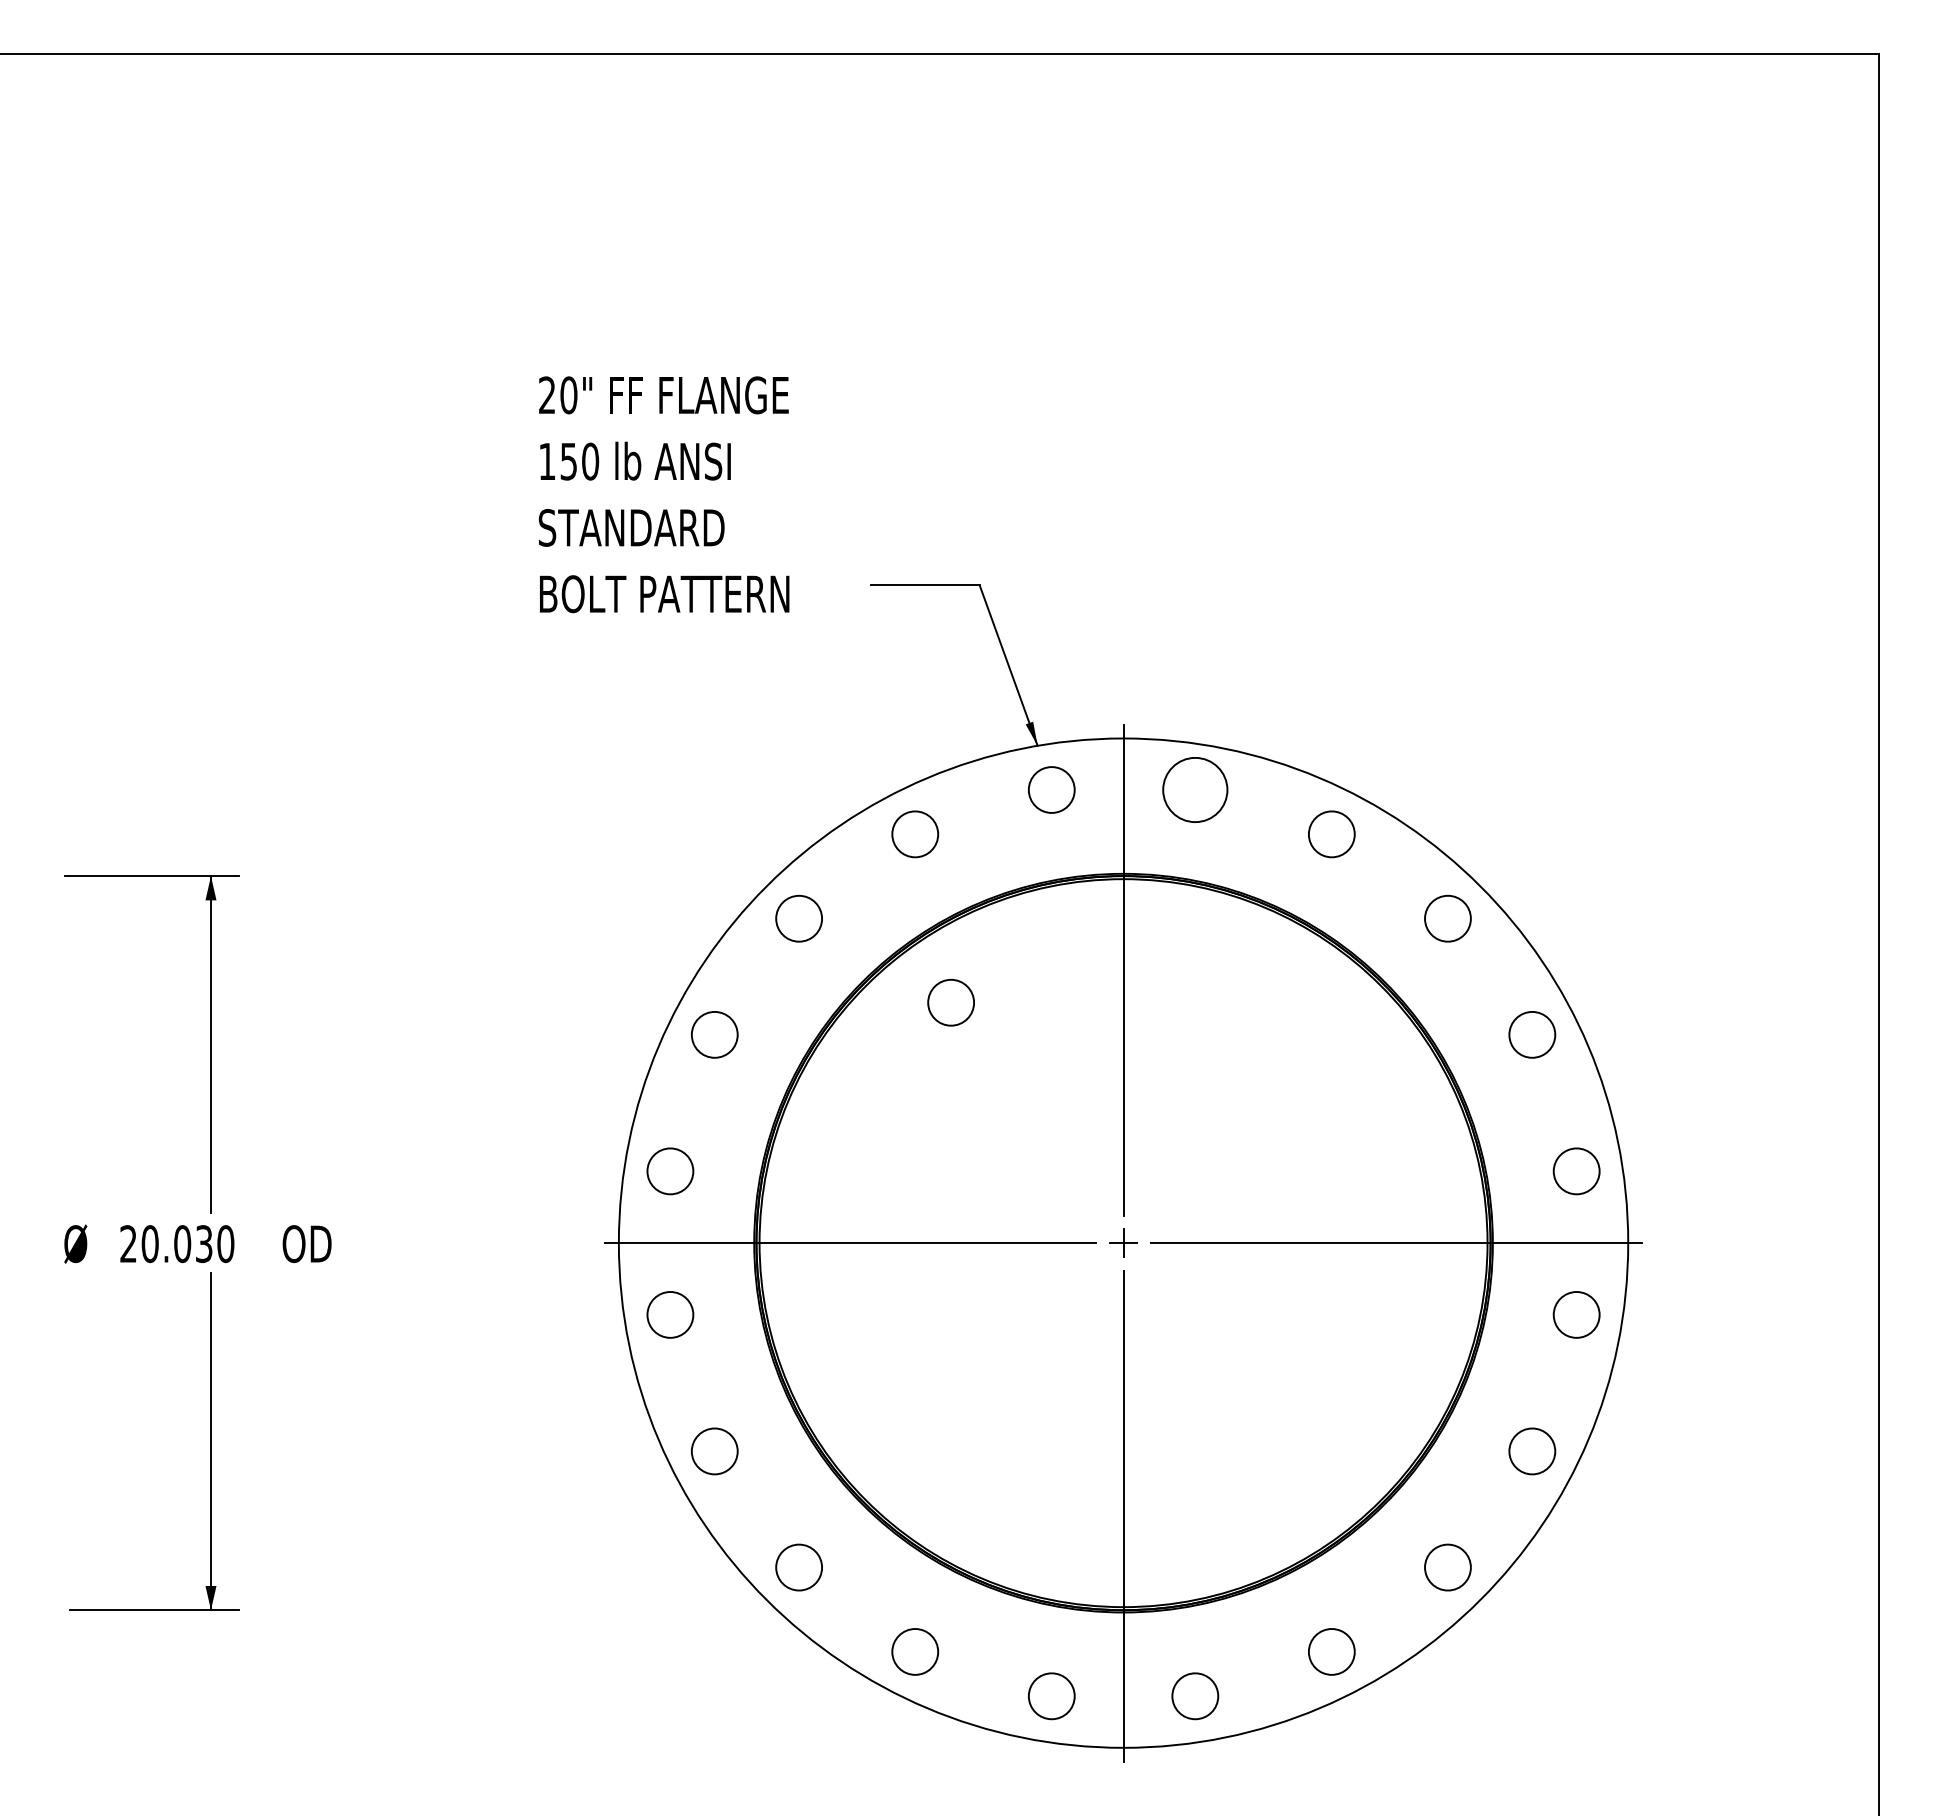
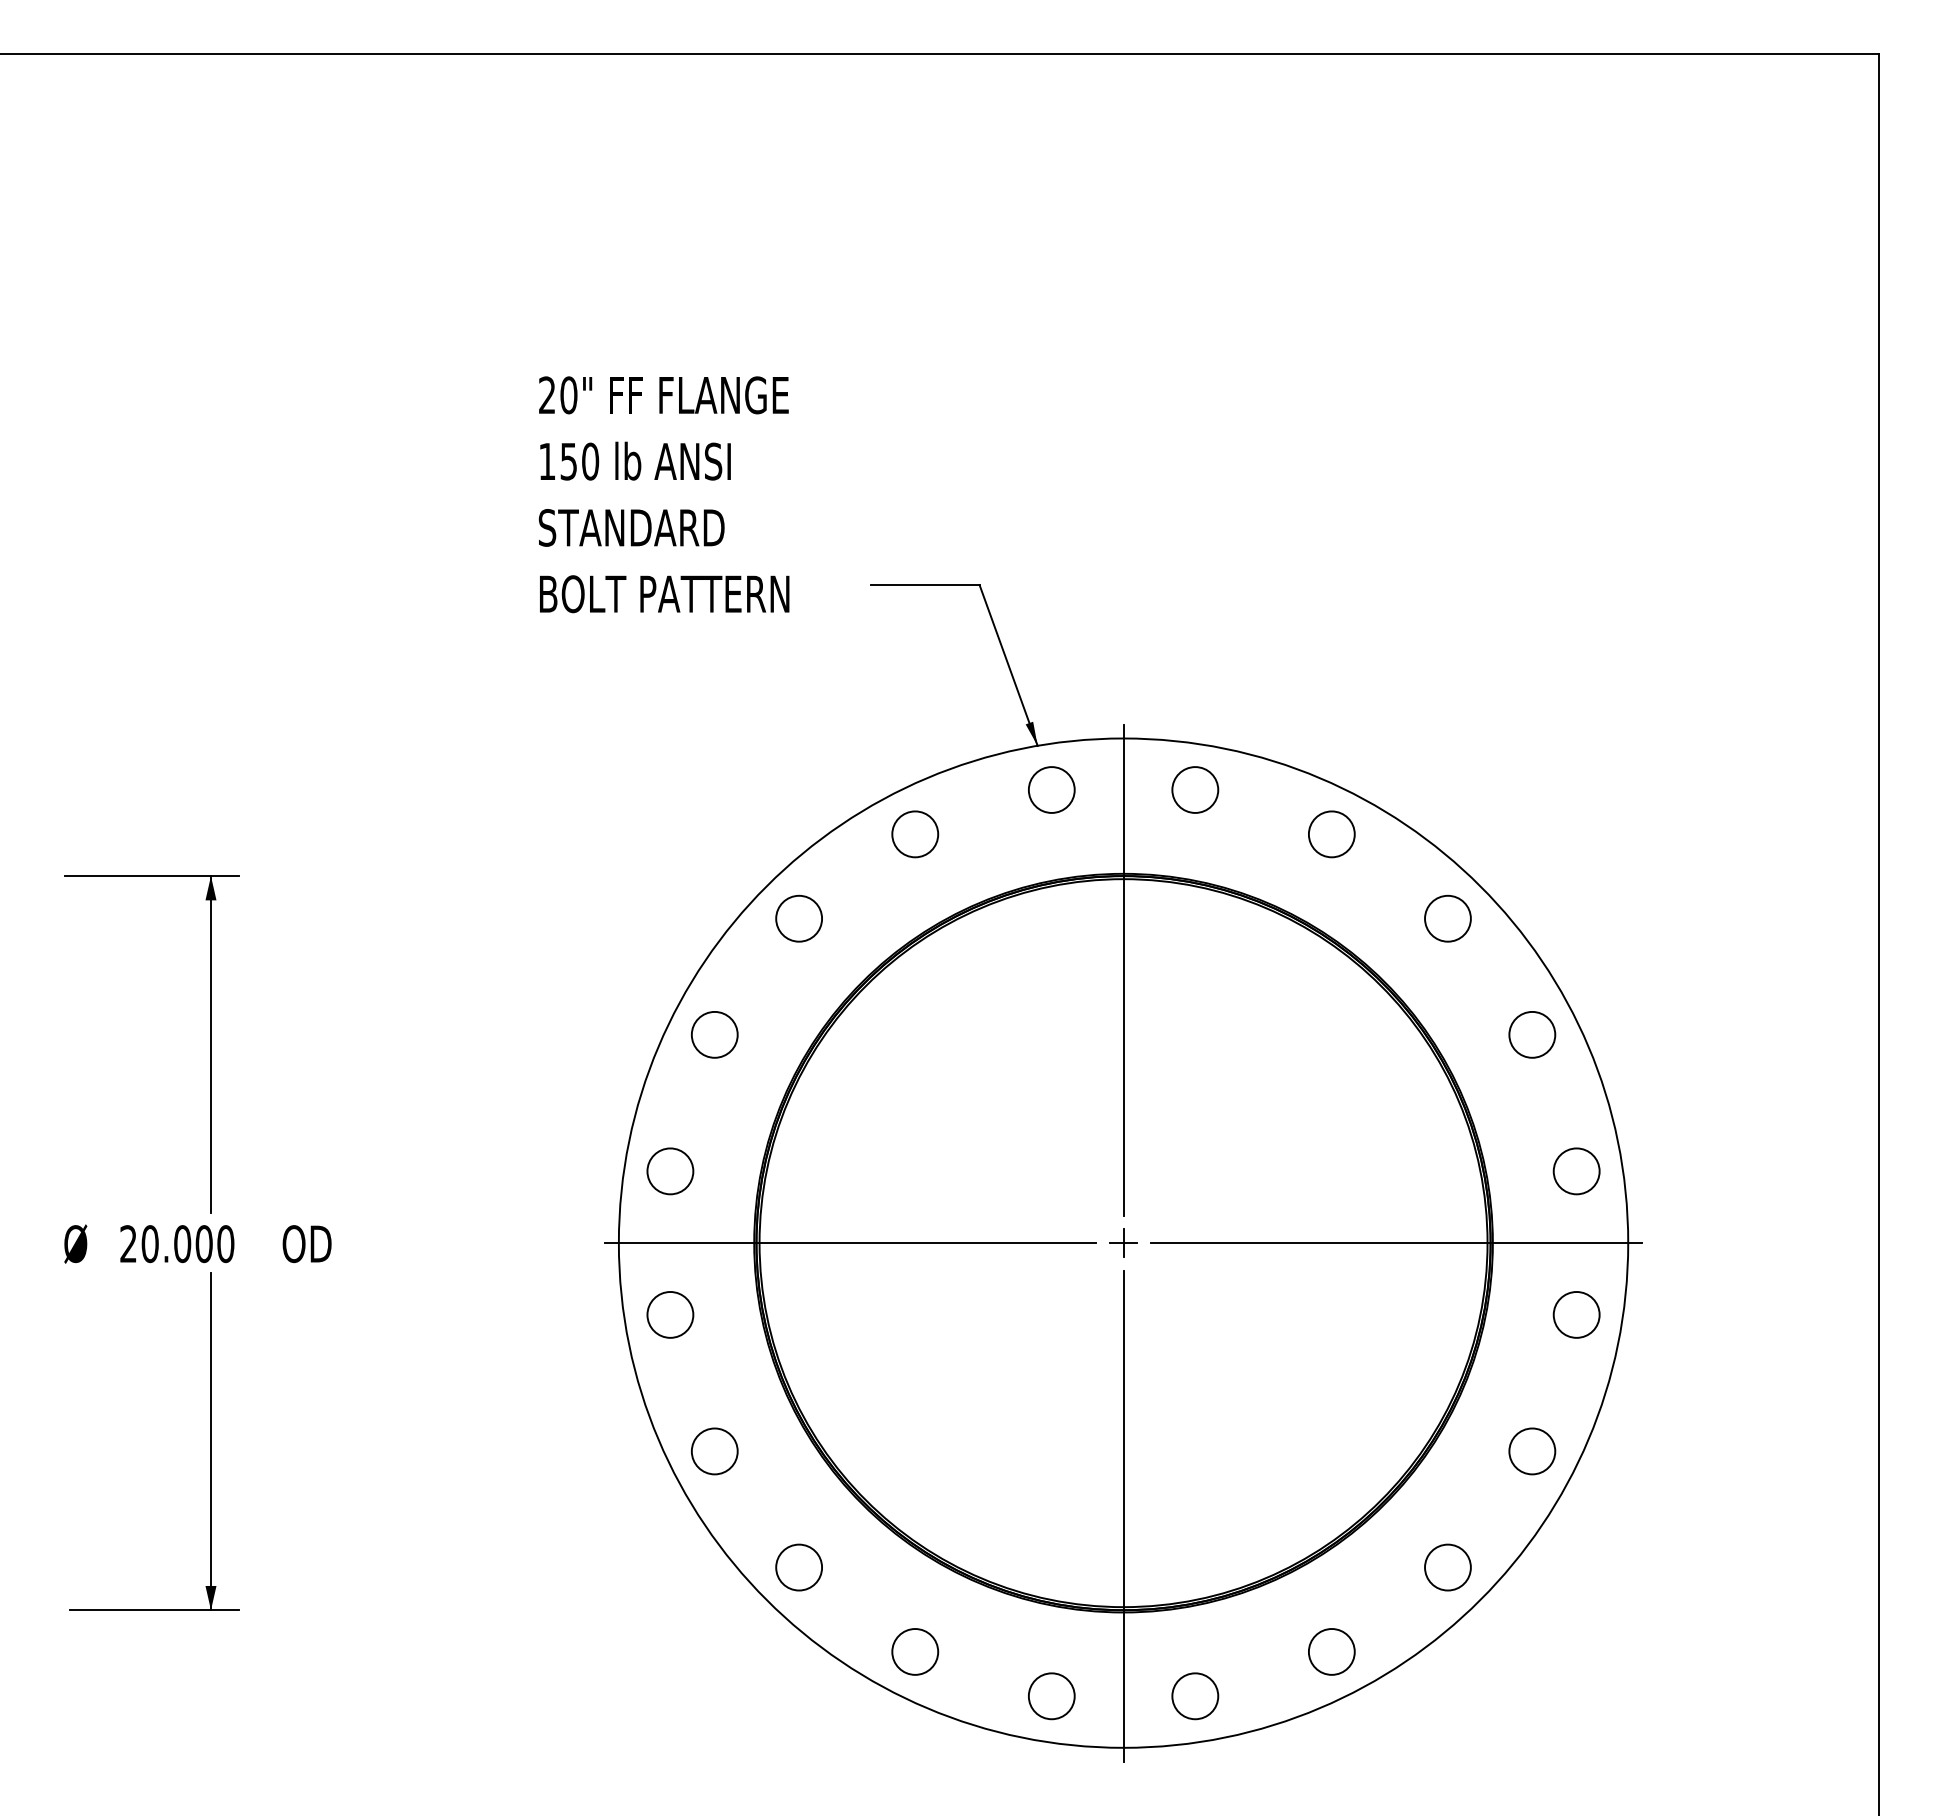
circle diameter: 64 px -> 46 px (1195, 789)
circle: present -> none (950, 1002)
text: 20.030 -> 20.000 (203, 1244)
